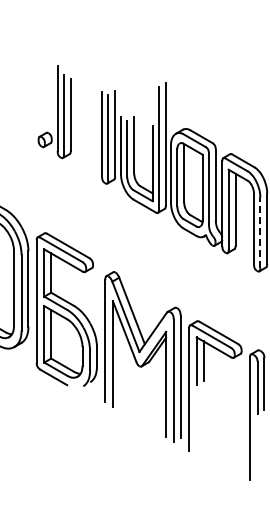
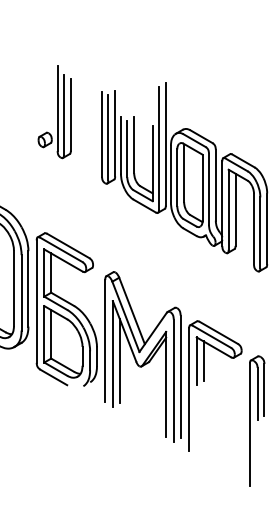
line: dashed -> solid (260, 232)
line: none -> present (119, 360)
part position: (257, 414) -> (257, 420) (257, 420)
